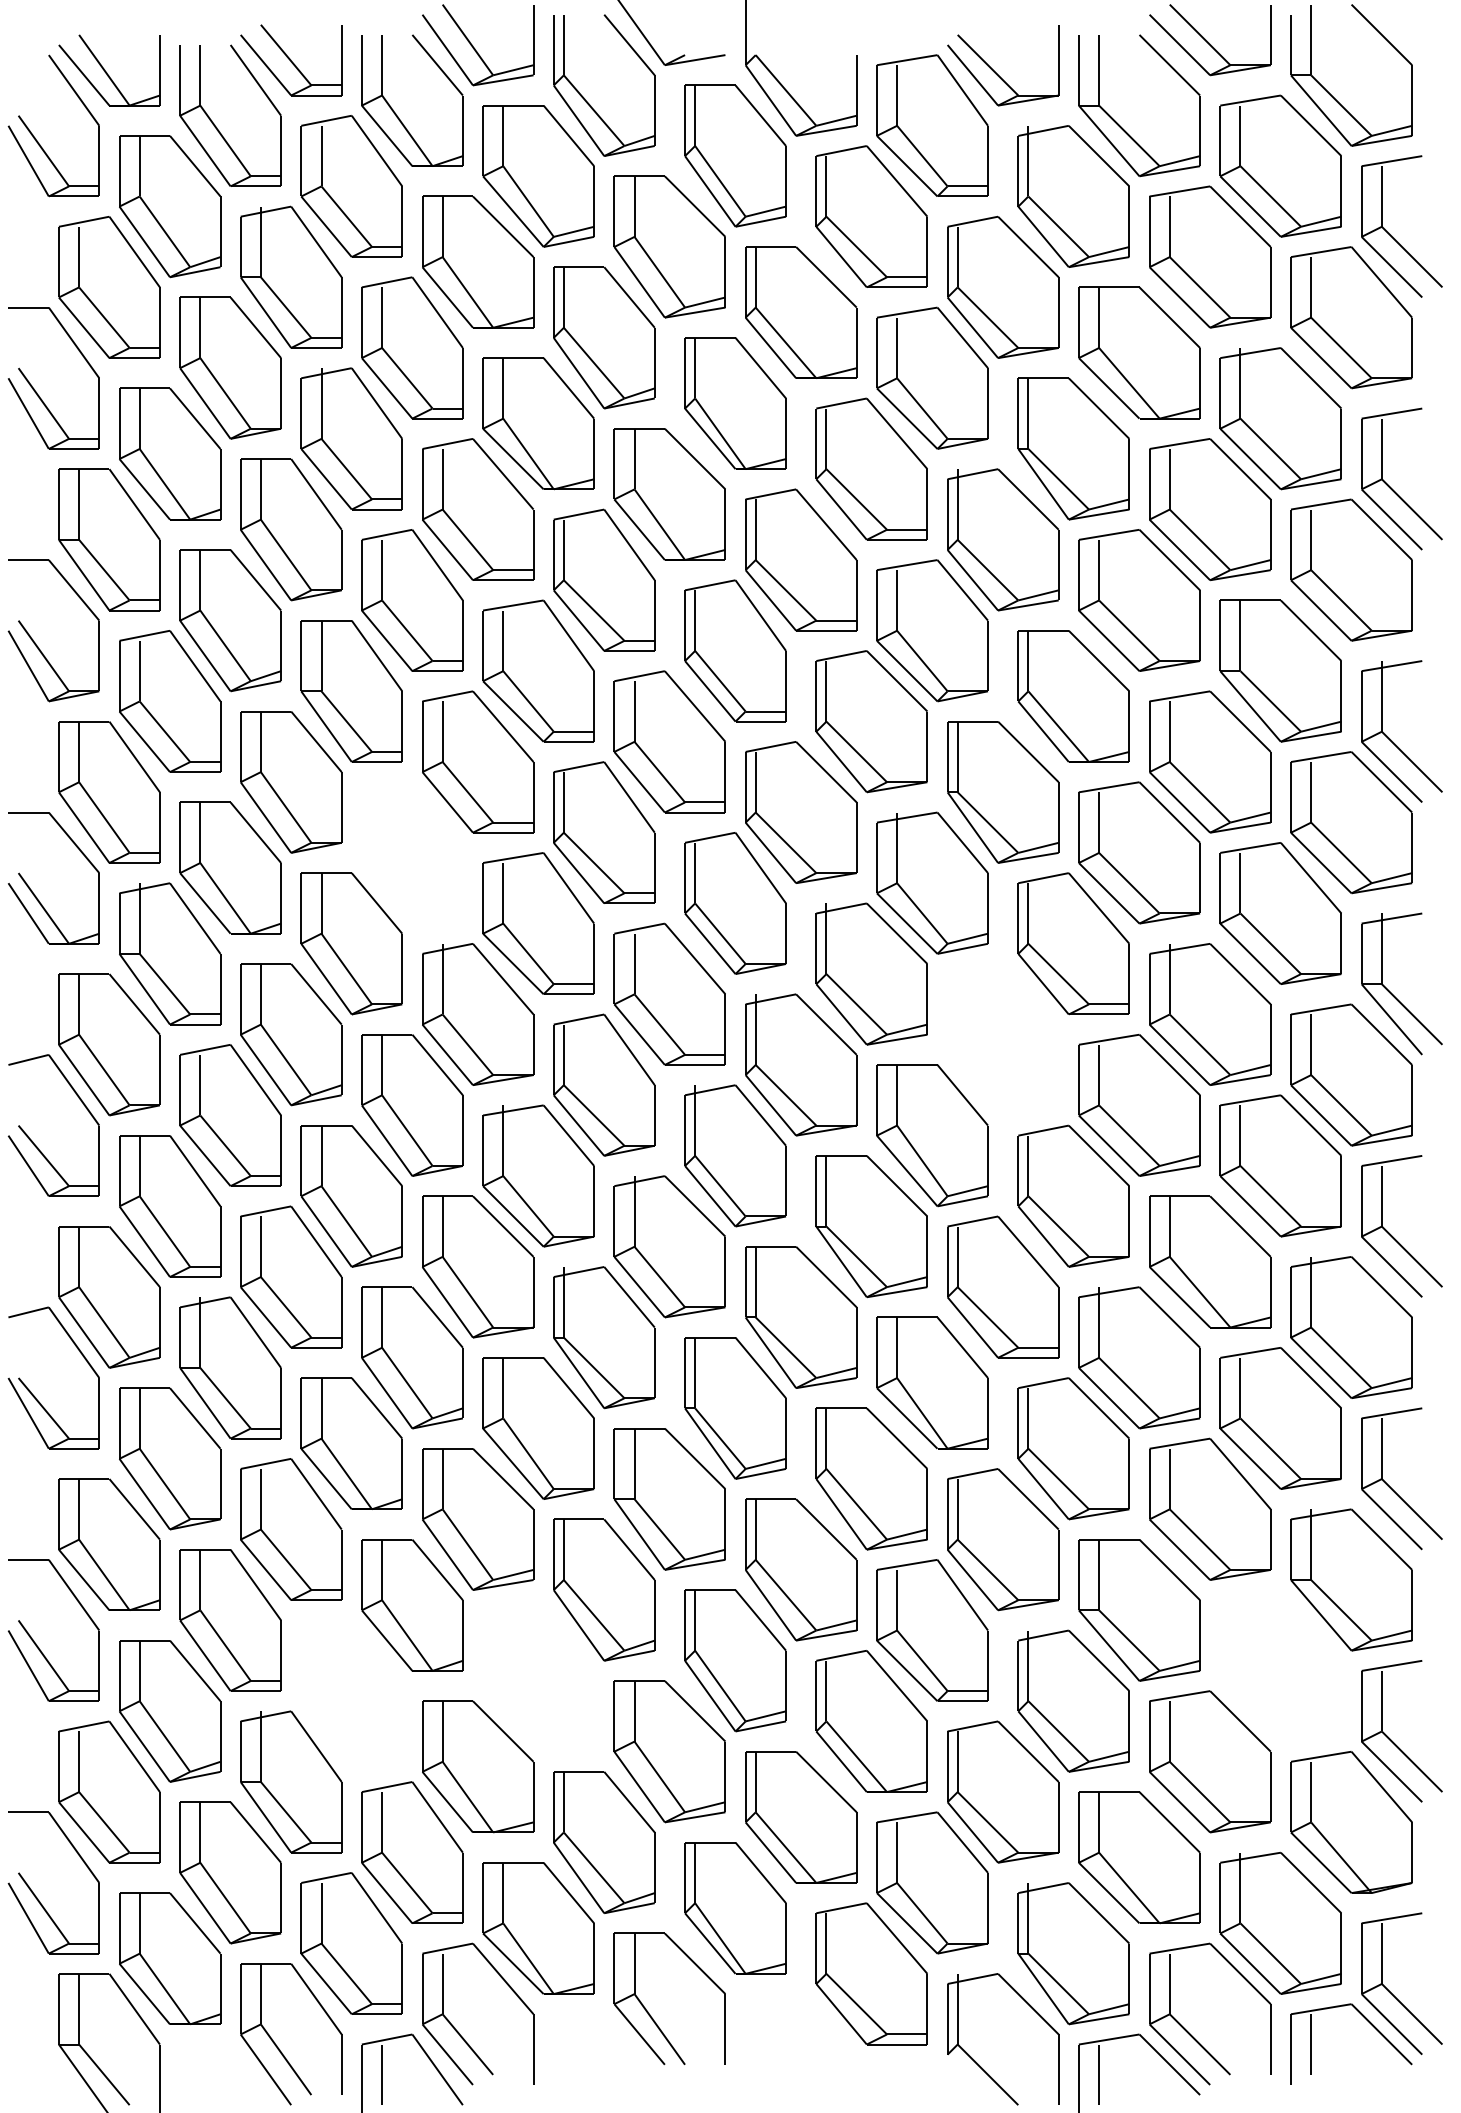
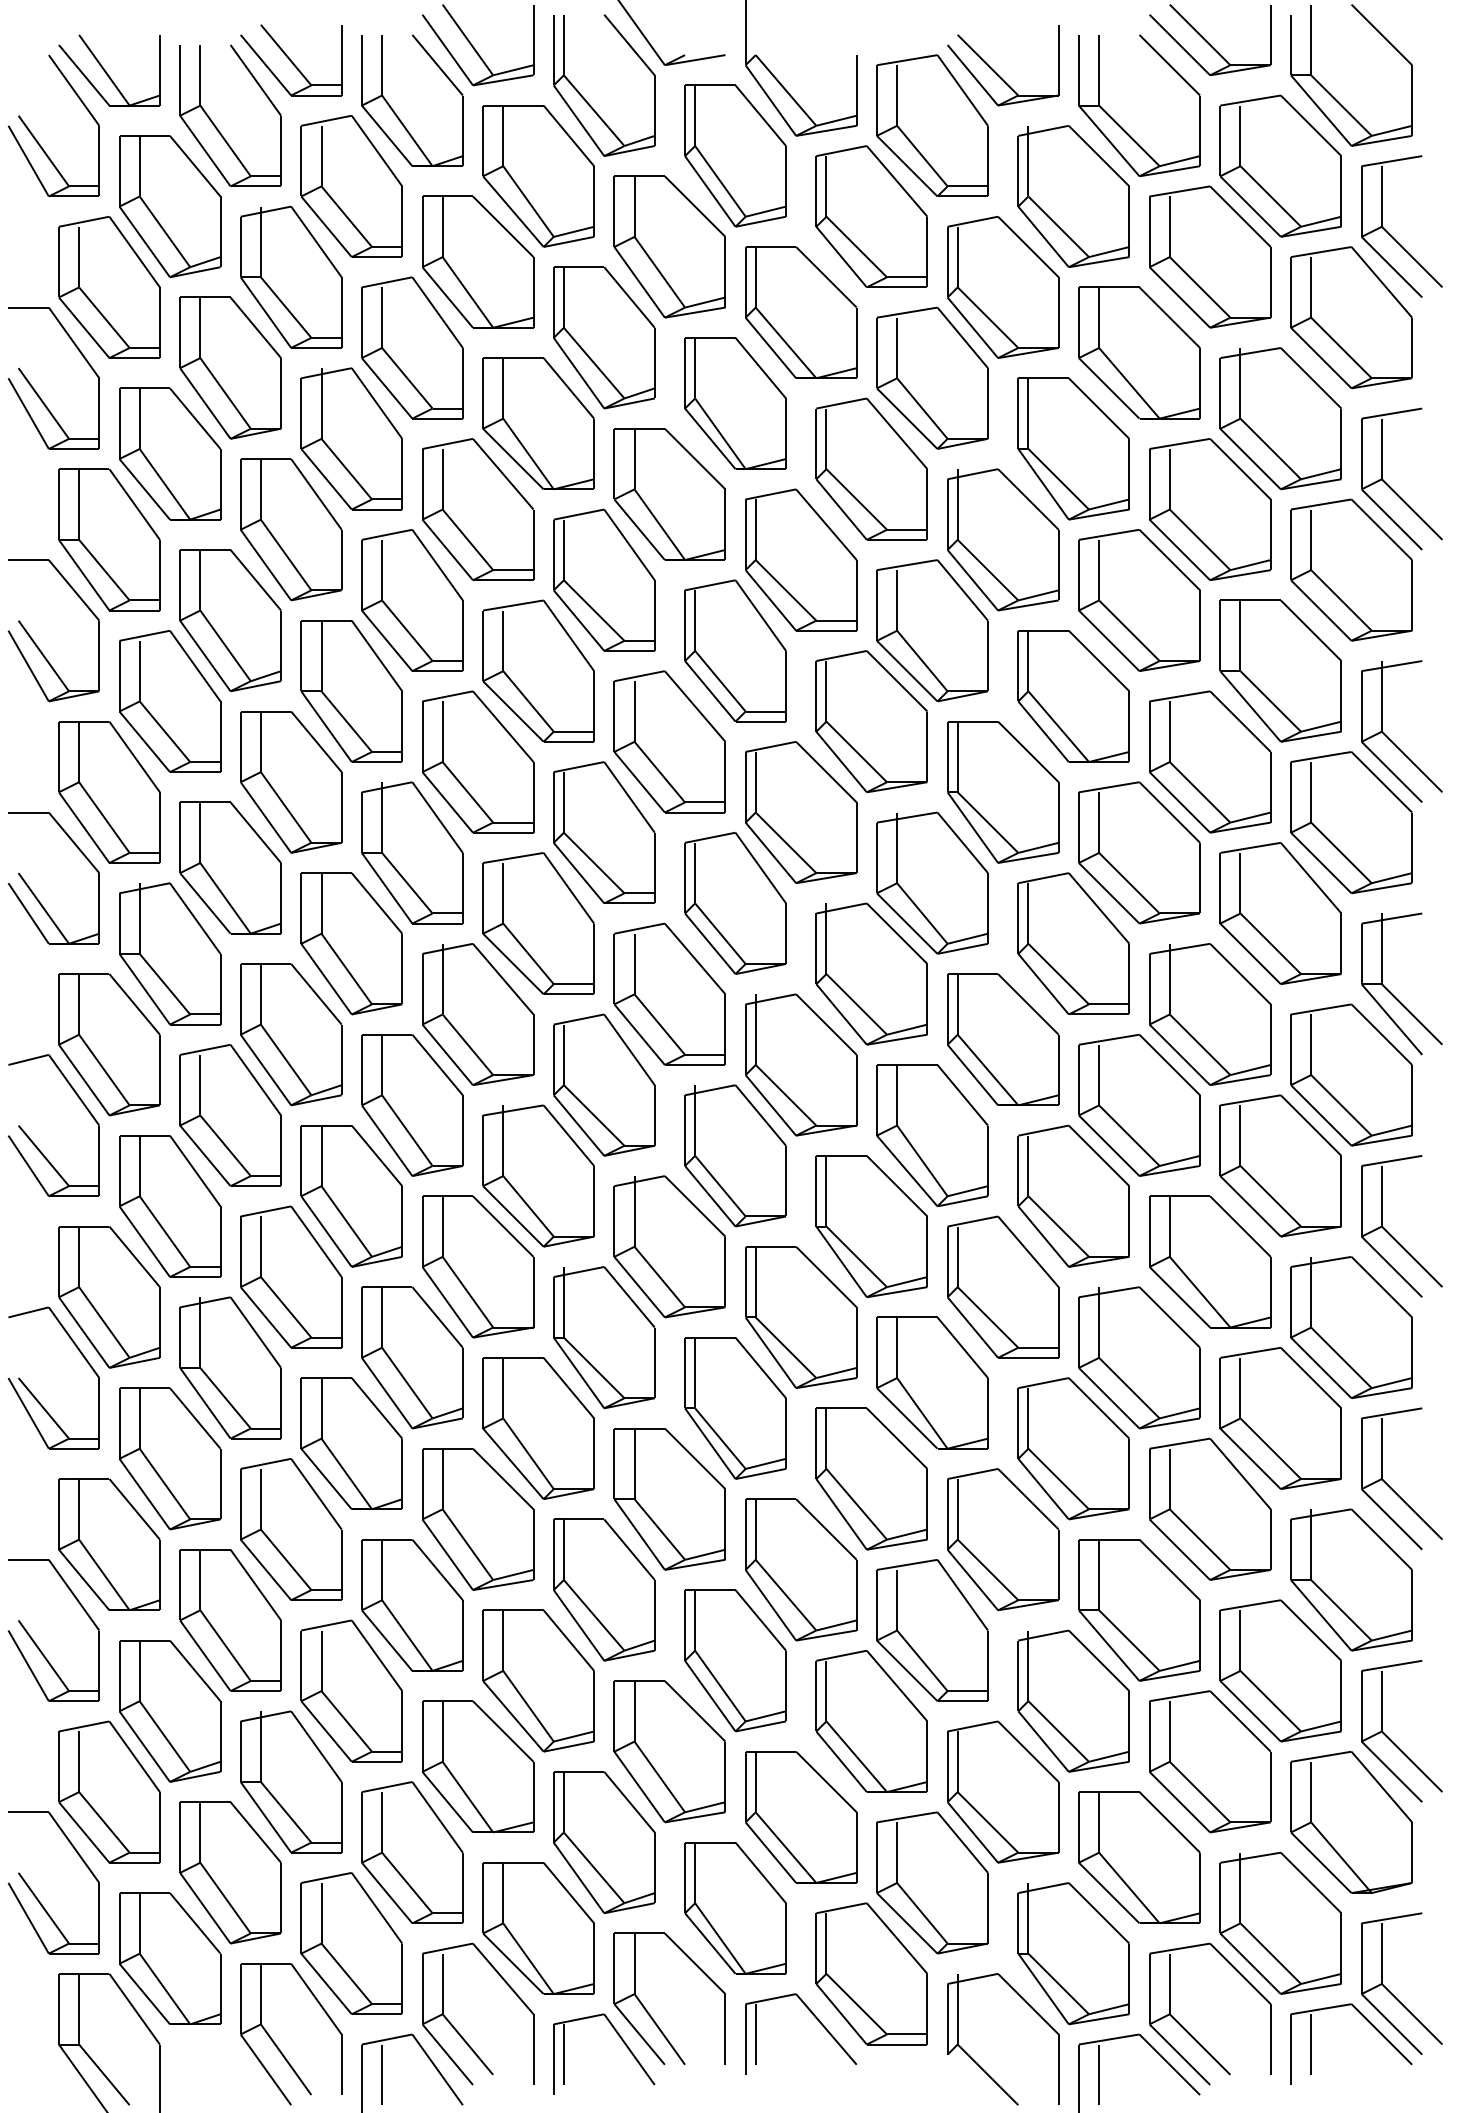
part: none -> present (412, 852)
part: none -> present (1003, 1039)
part: none -> present (1280, 1670)
part: none -> present (538, 1680)
part: none -> present (351, 1690)
part: none -> present (815, 2018)
part: none -> present (621, 2040)
